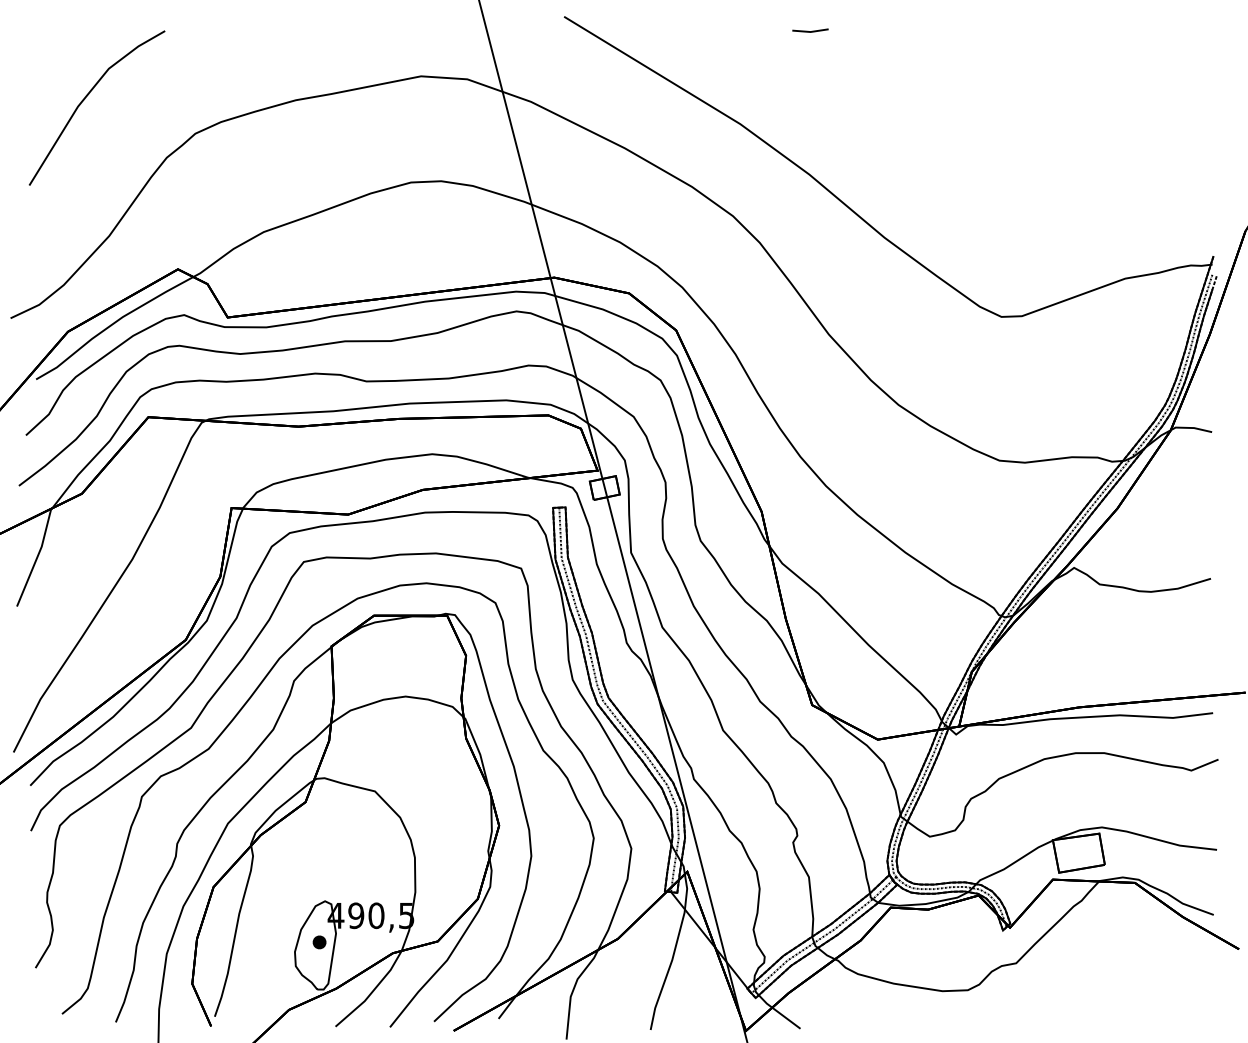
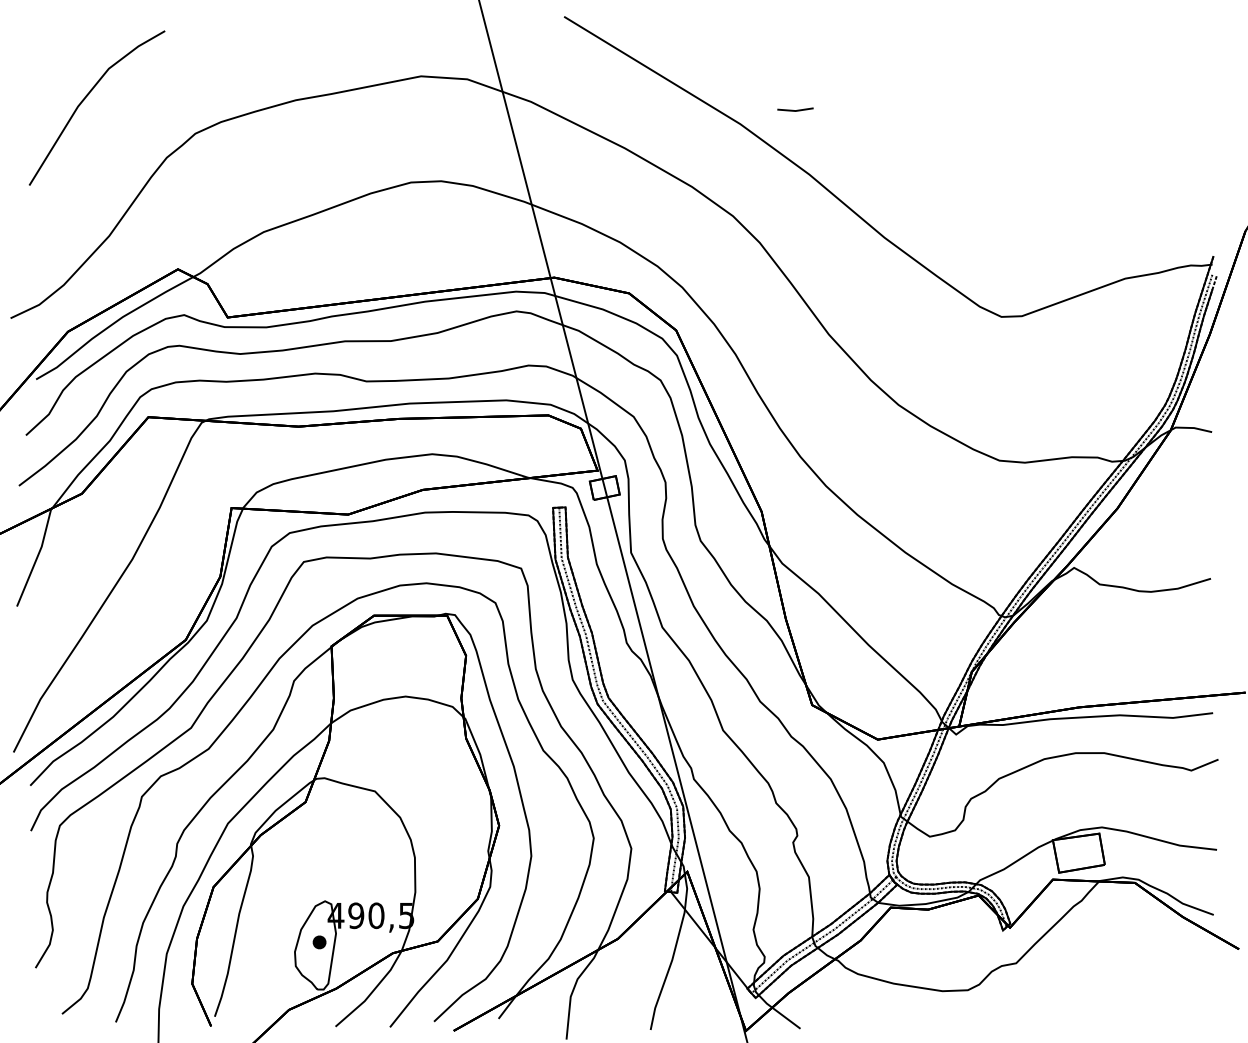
line position: (810, 31) -> (795, 110) (795, 110)
